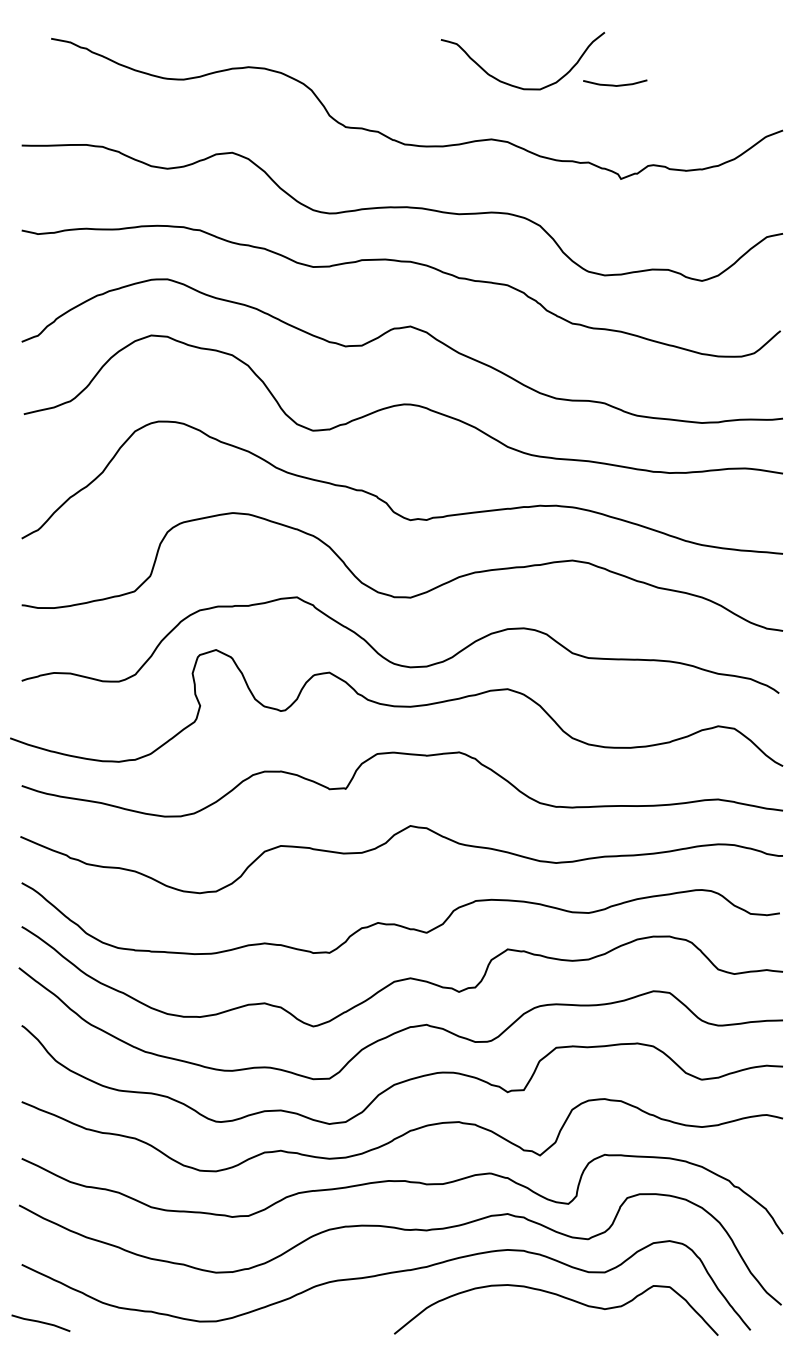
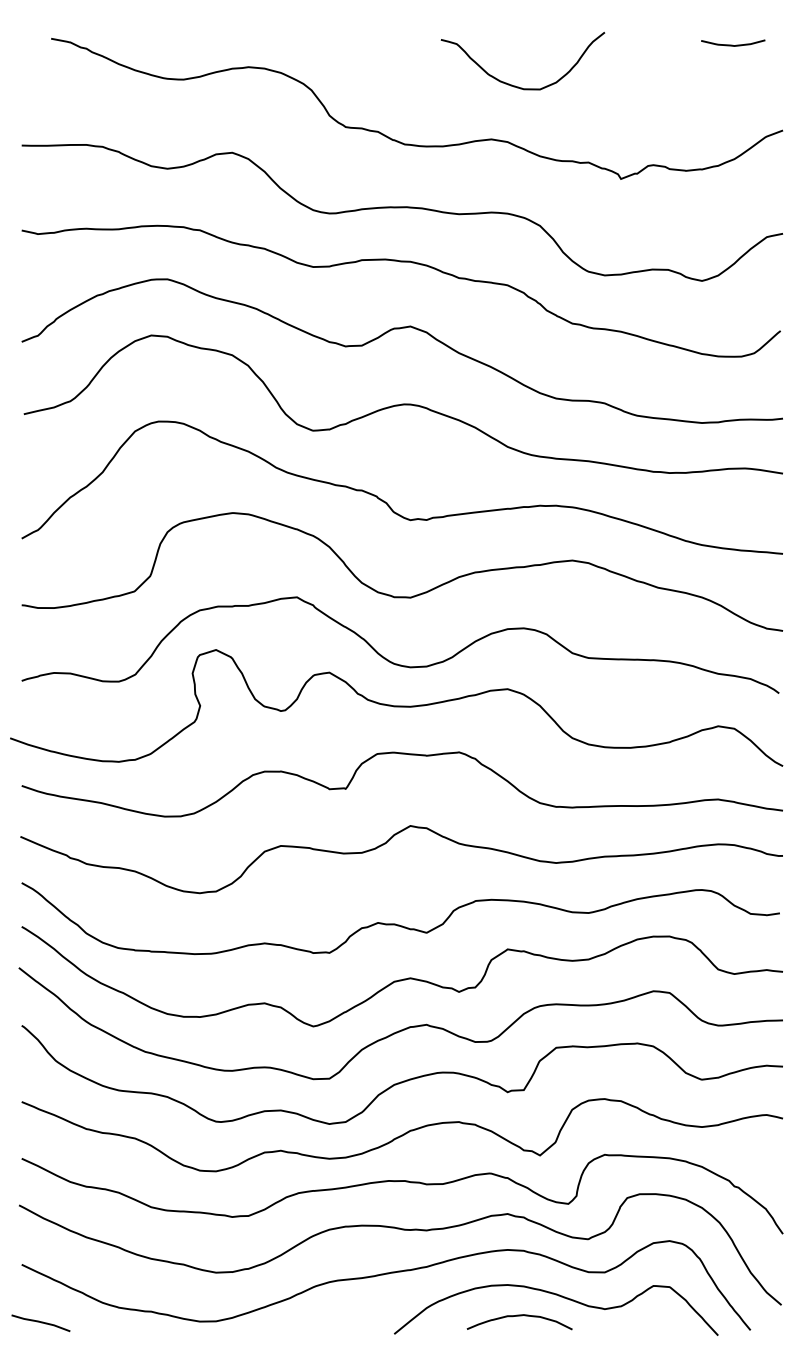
curve position: (614, 84) -> (732, 44) (732, 44)
curve: none -> present (519, 1316)
